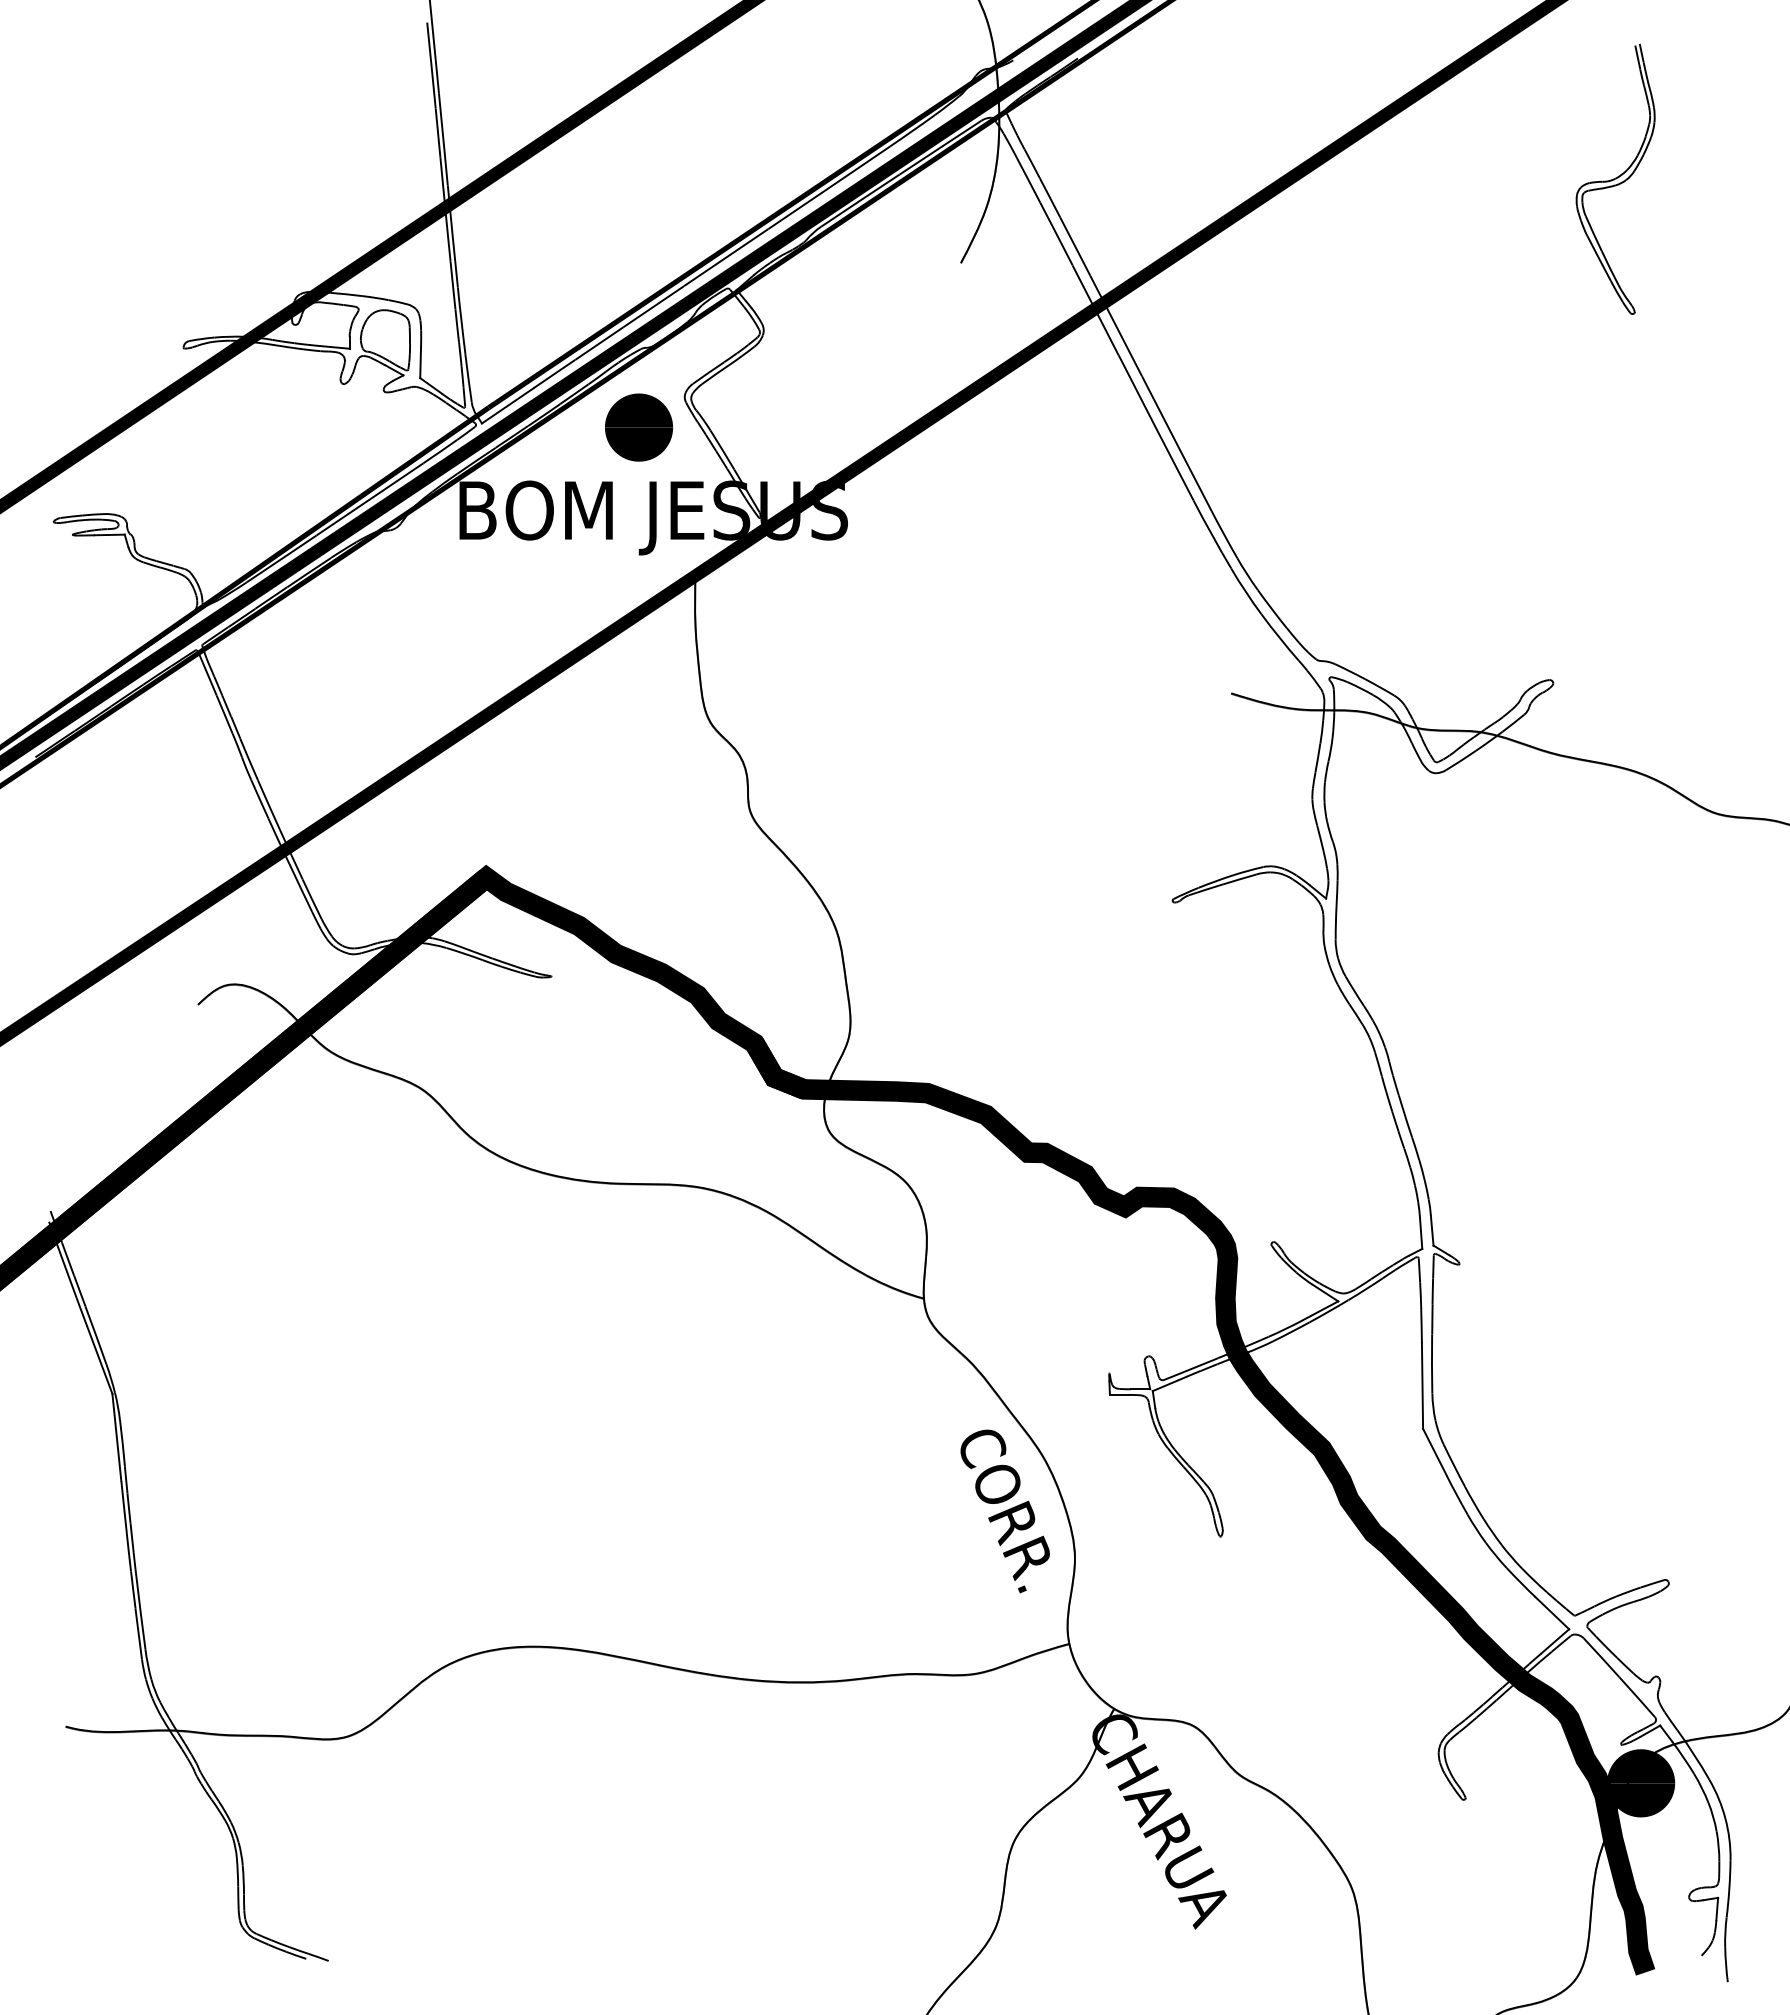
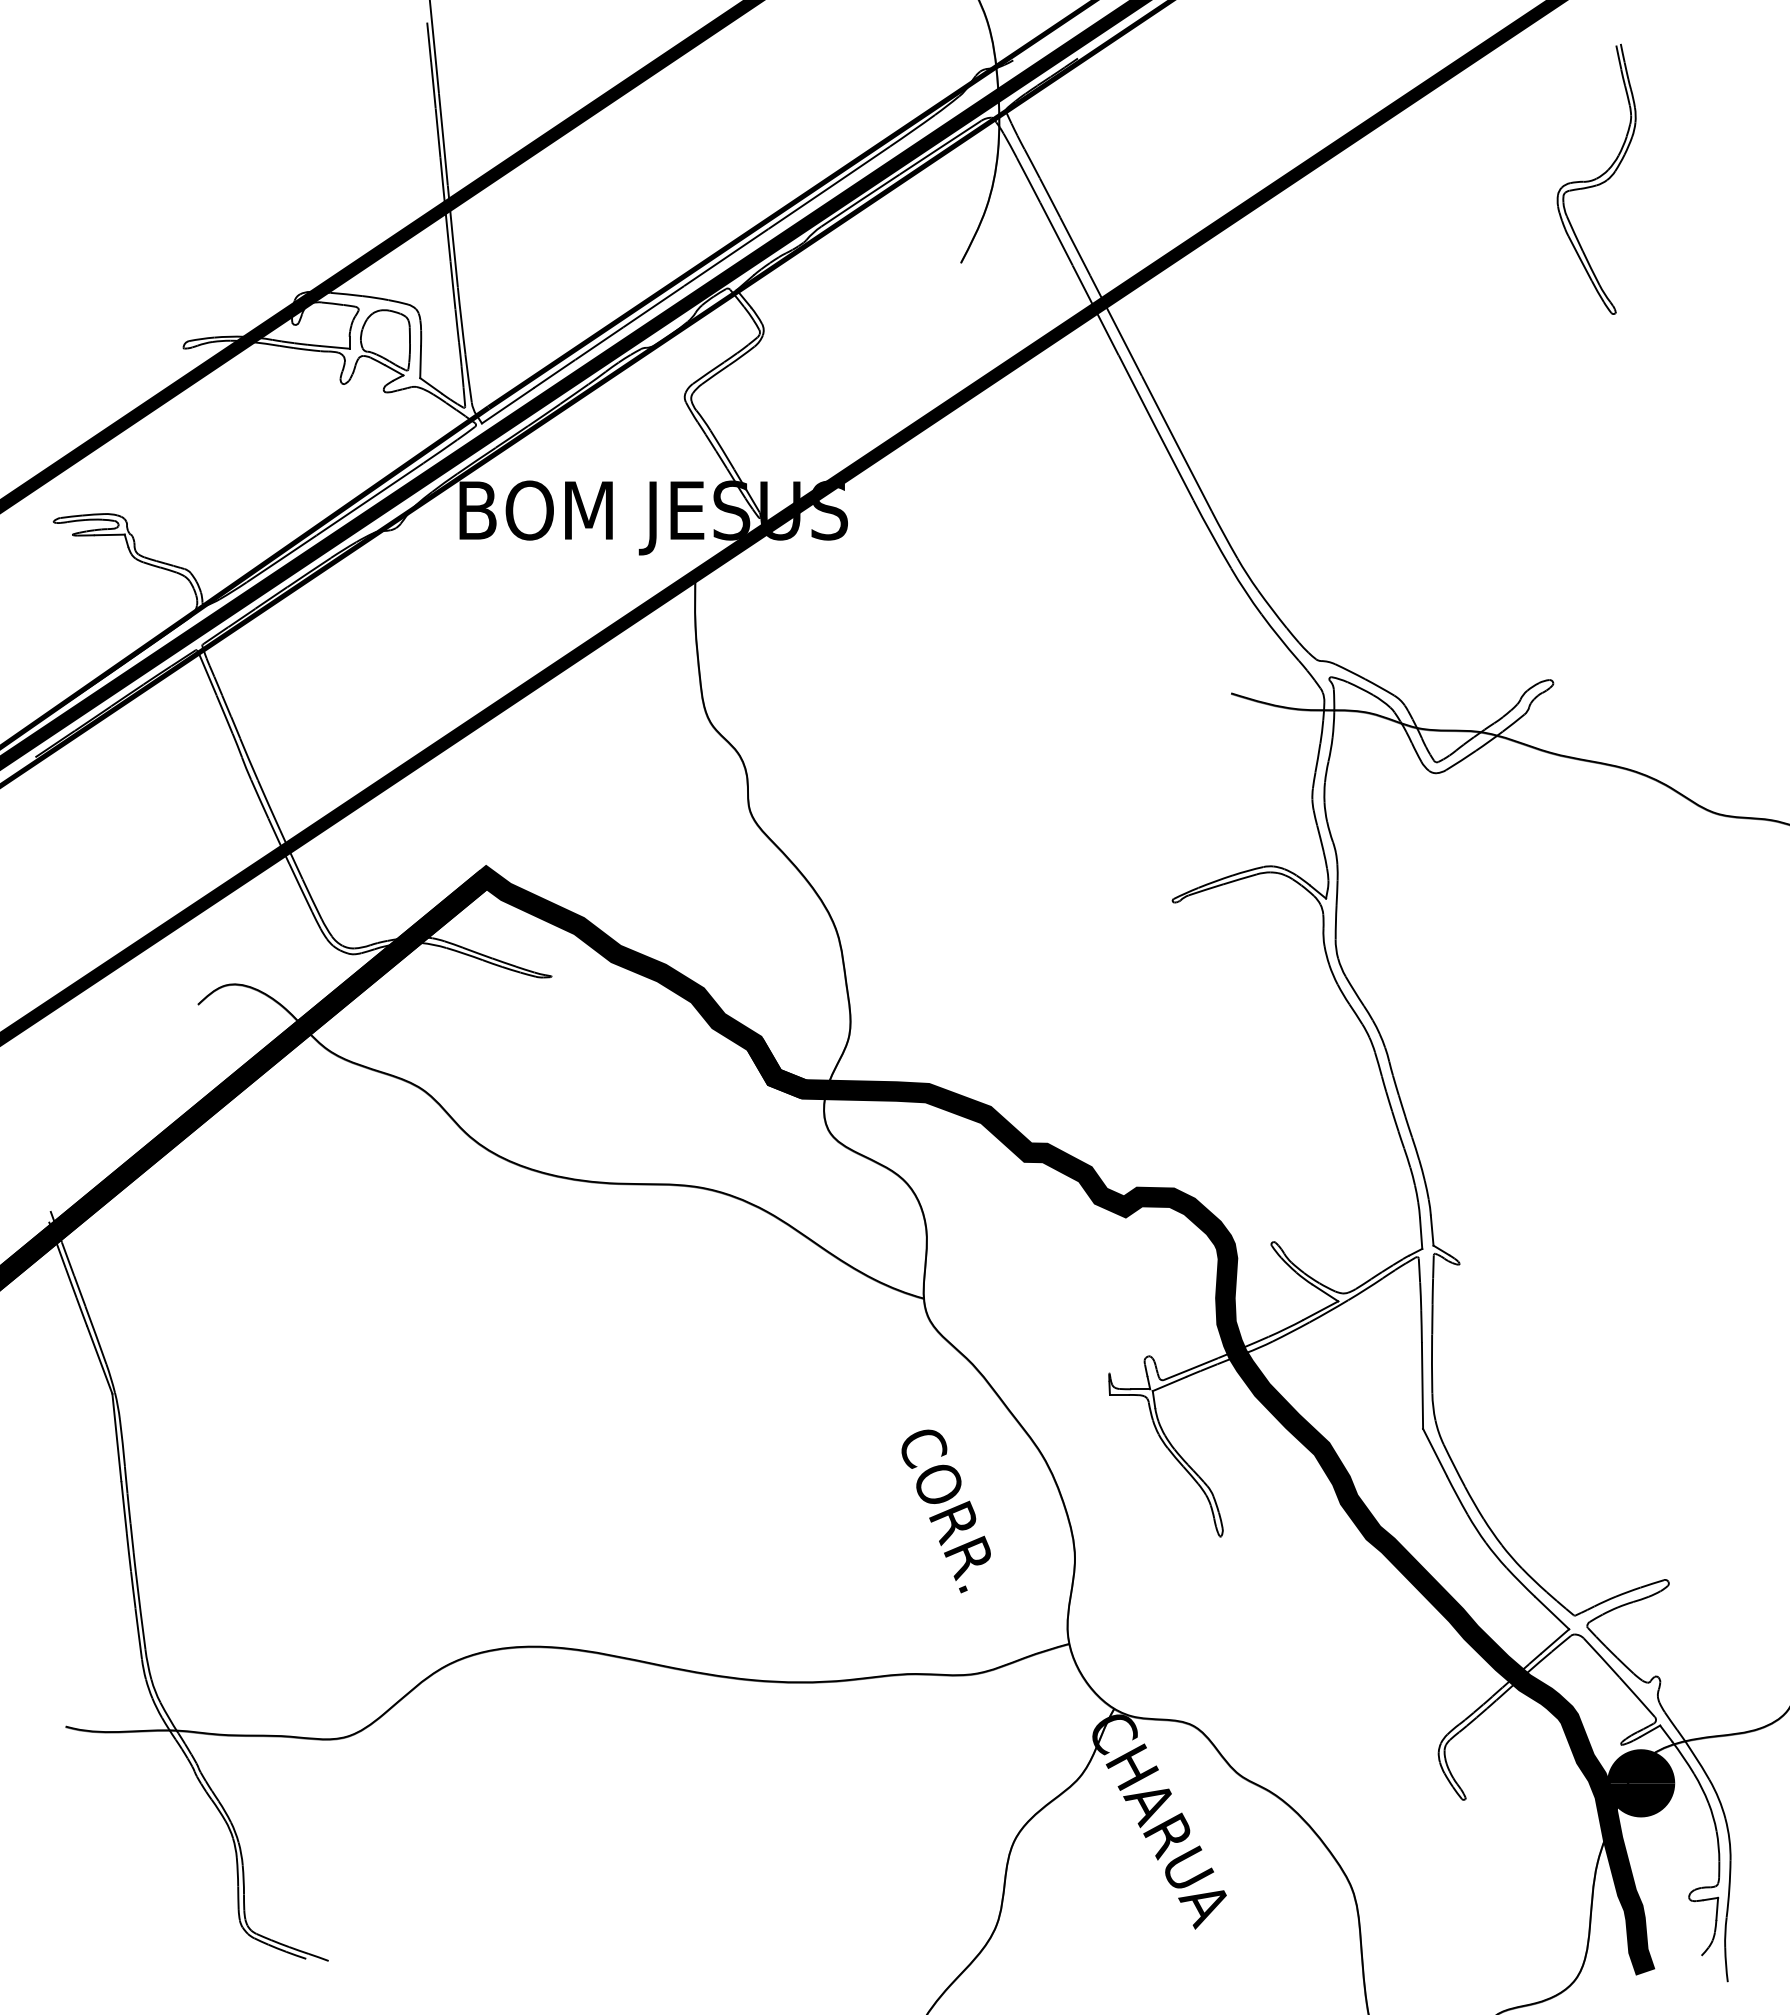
part position: (1615, 178) -> (1596, 178) (1596, 178)
part: present -> none (639, 427)
text position: (1004, 1511) -> (945, 1511) (945, 1511)
